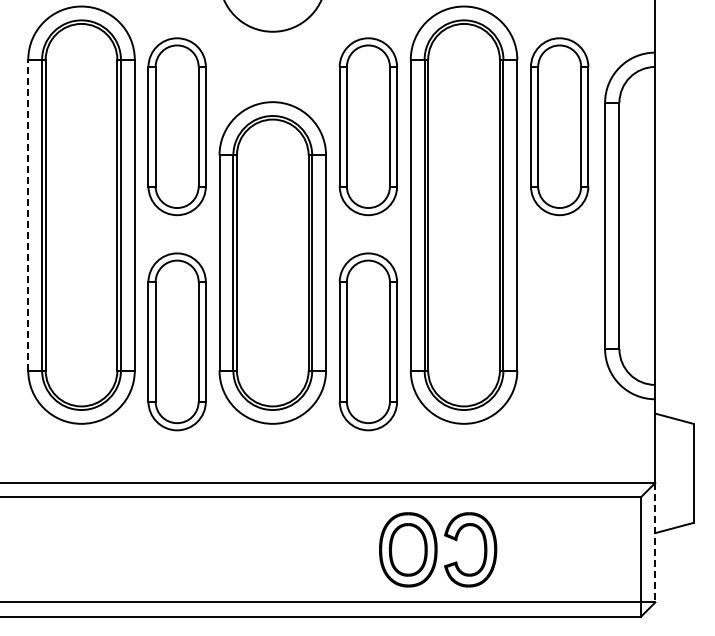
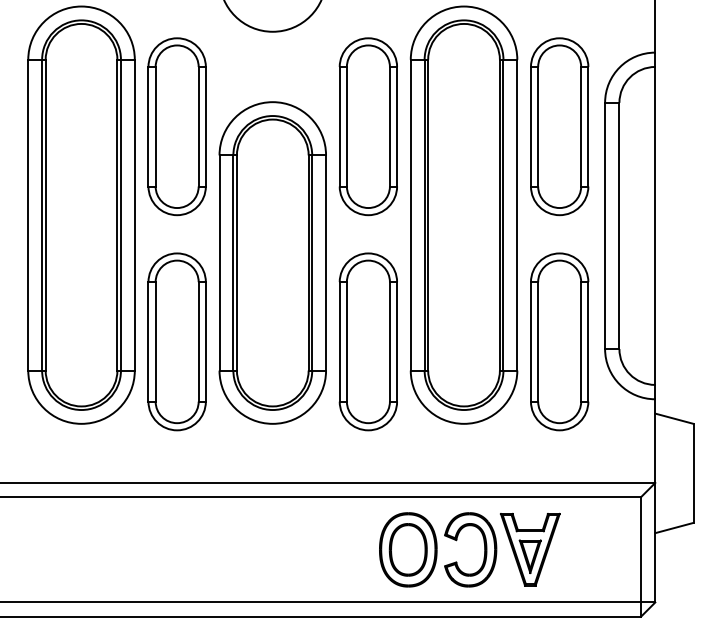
line: dashed -> solid (28, 214)
part: none -> present (559, 341)
line: dashed -> solid (655, 542)
part: none -> present (530, 549)
